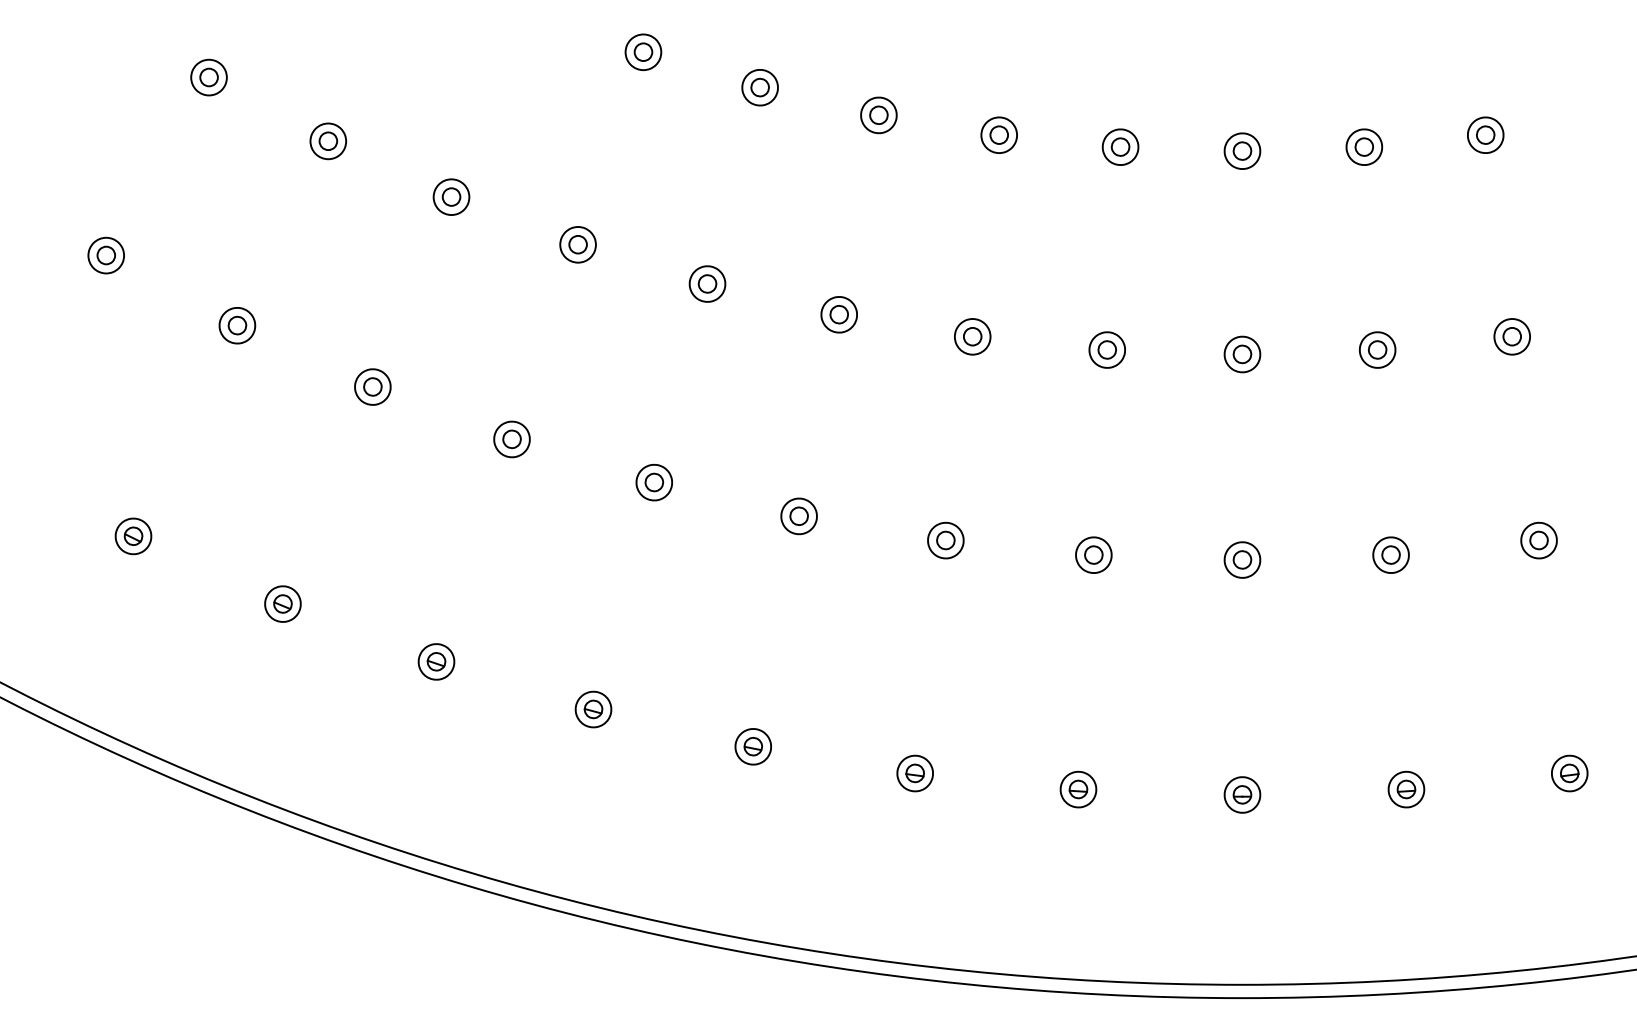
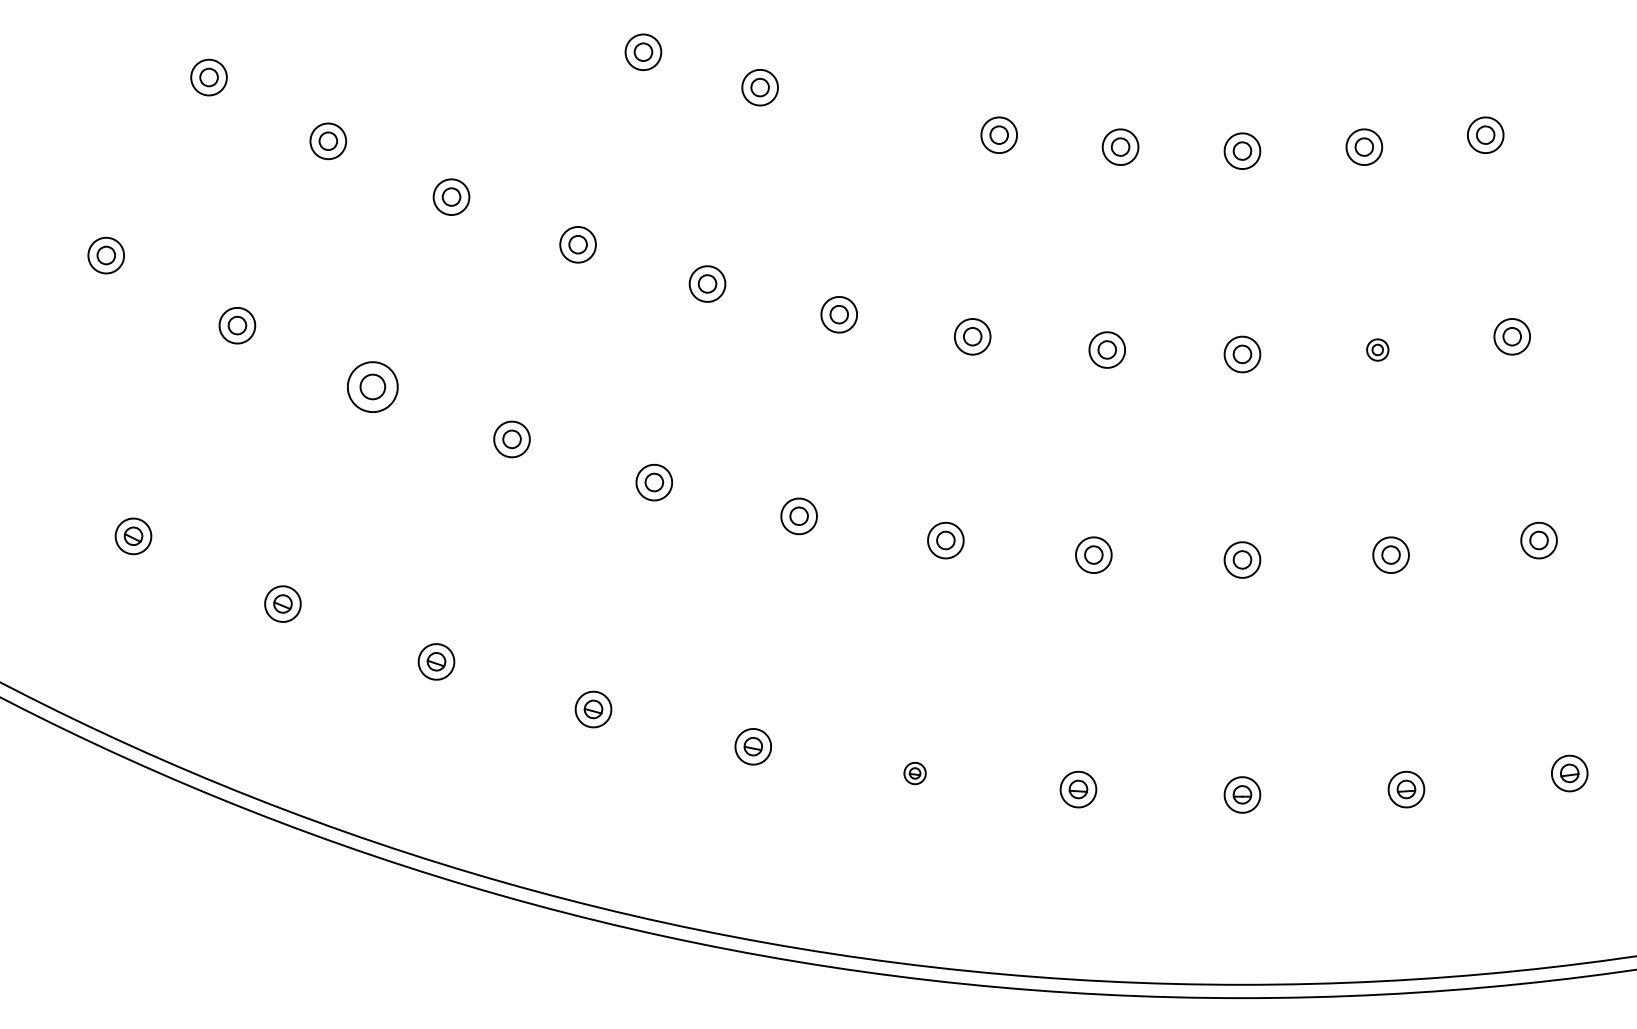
part: present -> none (878, 115)
part size: 38x38 px -> 24x24 px (1377, 349)
part size: 38x38 px -> 52x52 px (372, 386)
part size: 38x39 px -> 24x24 px (914, 773)
